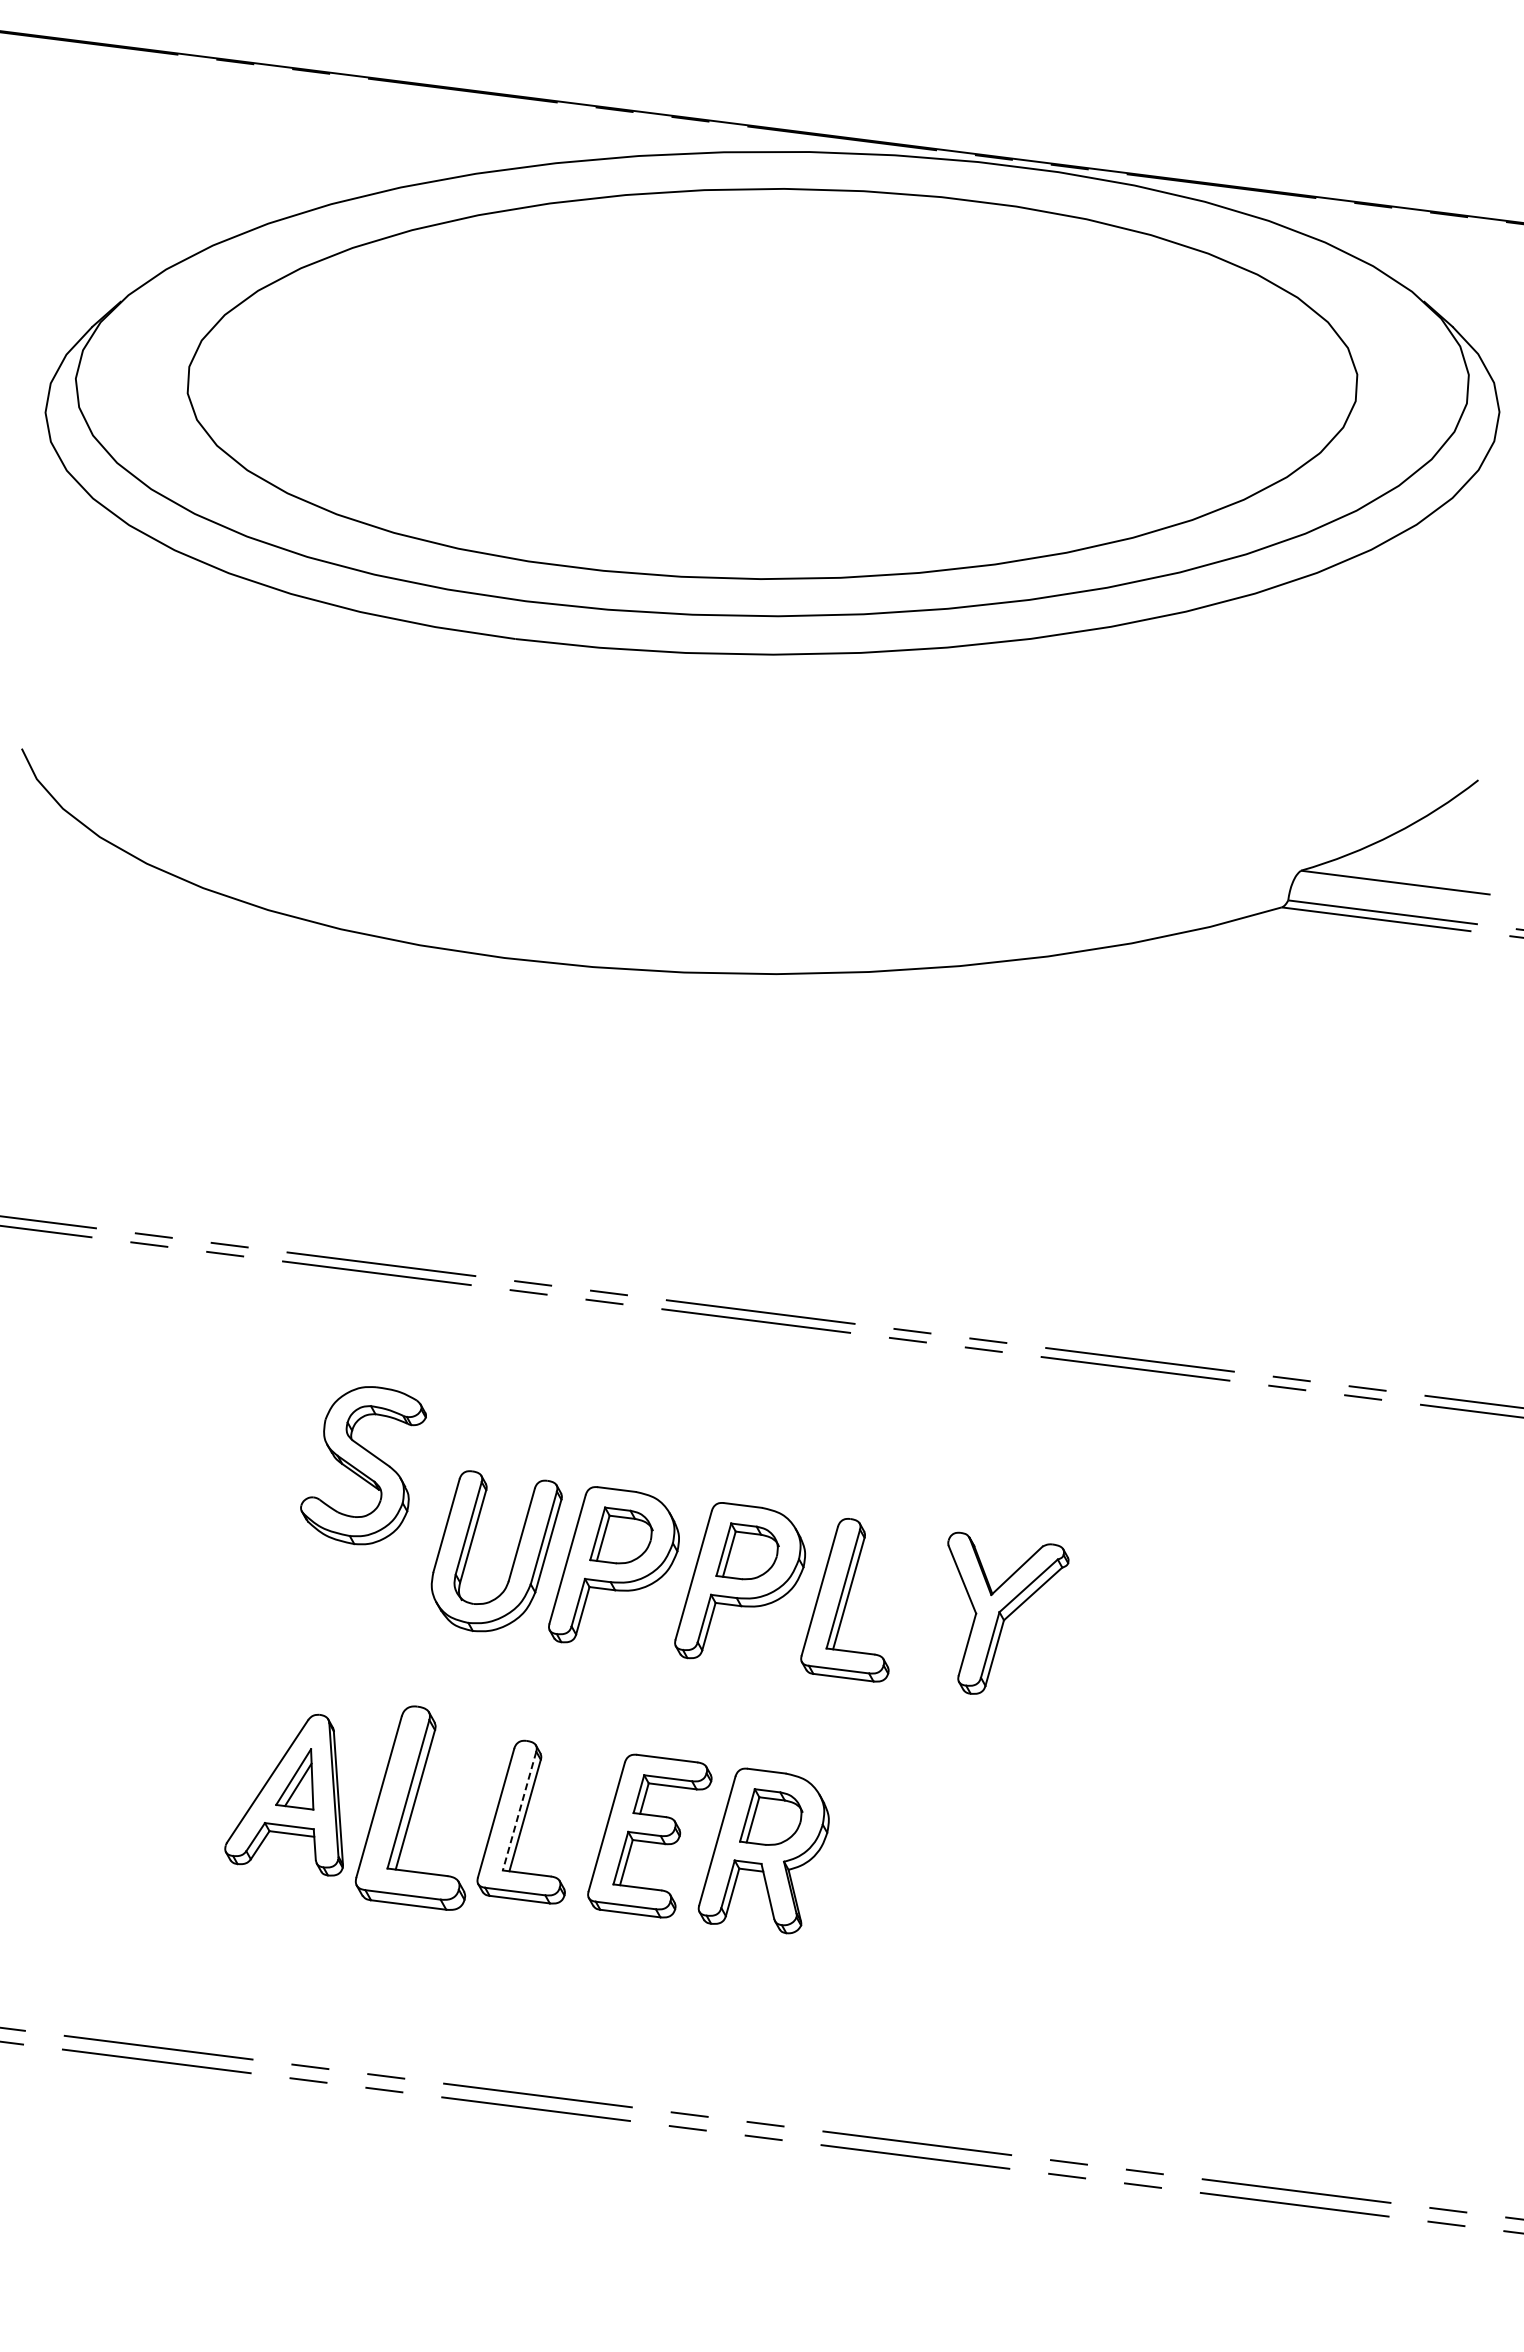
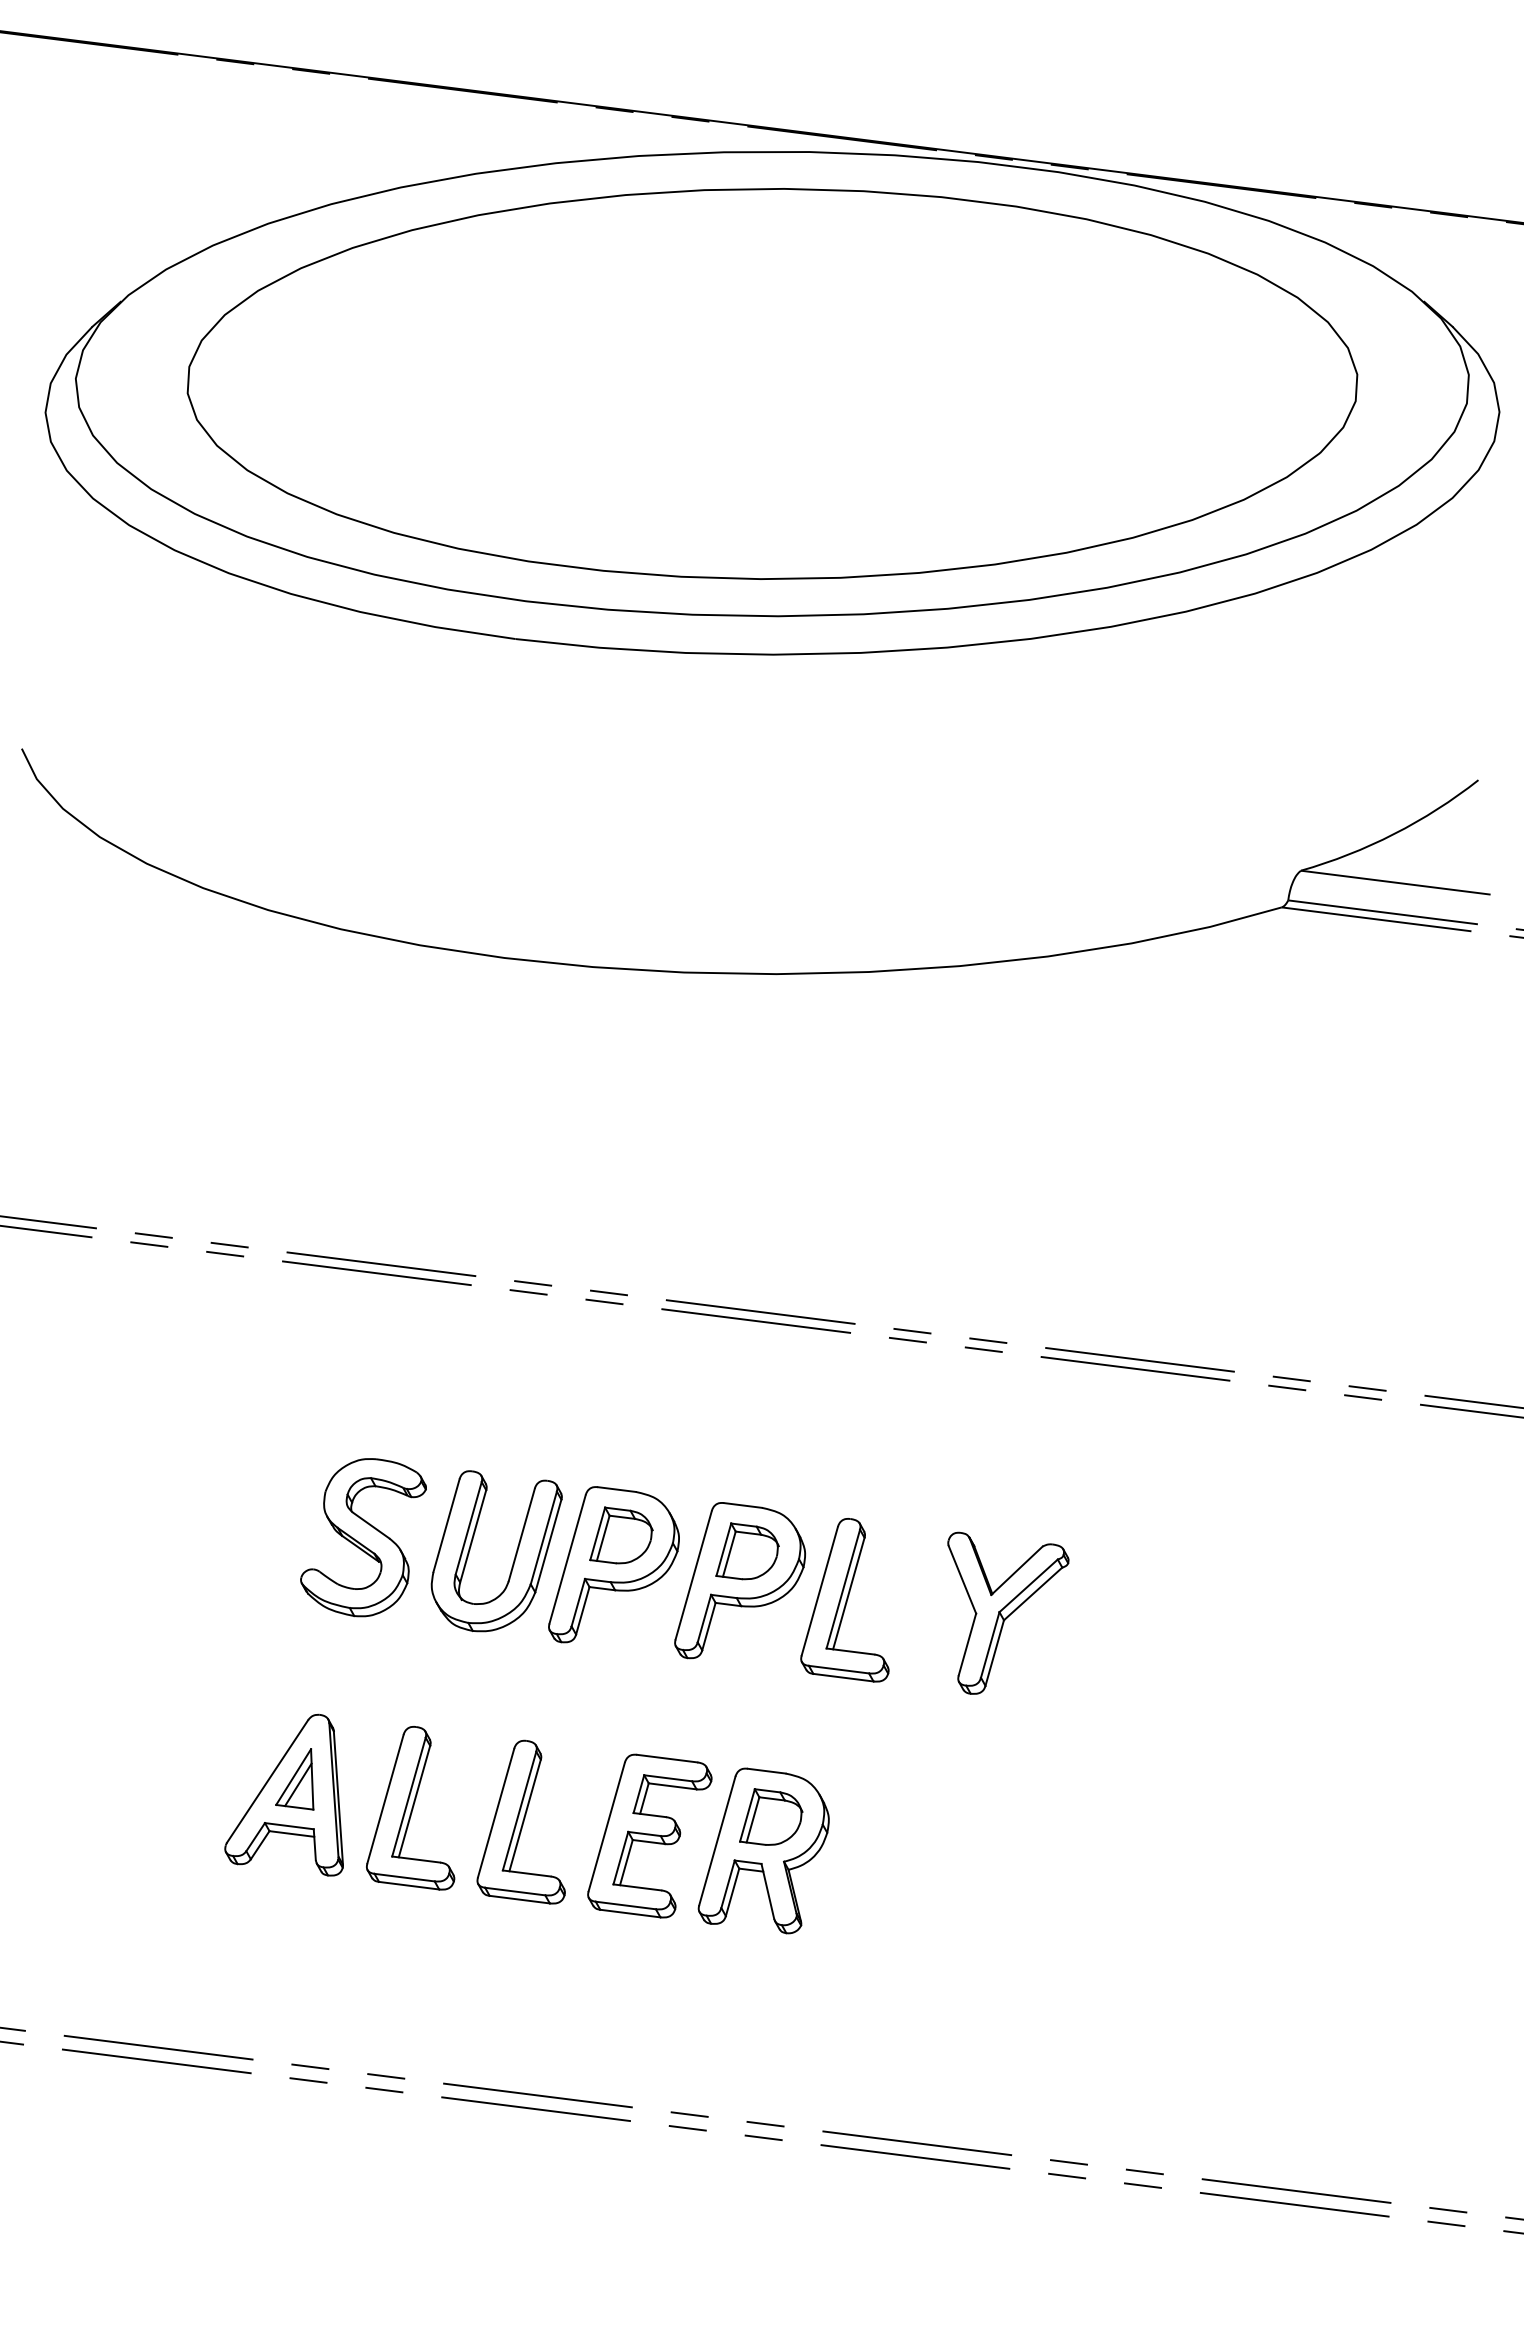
part position: (363, 1465) -> (363, 1537) (363, 1537)
part size: 113x206 px -> 90x165 px (410, 1808)
line: dashed -> solid (519, 1811)
